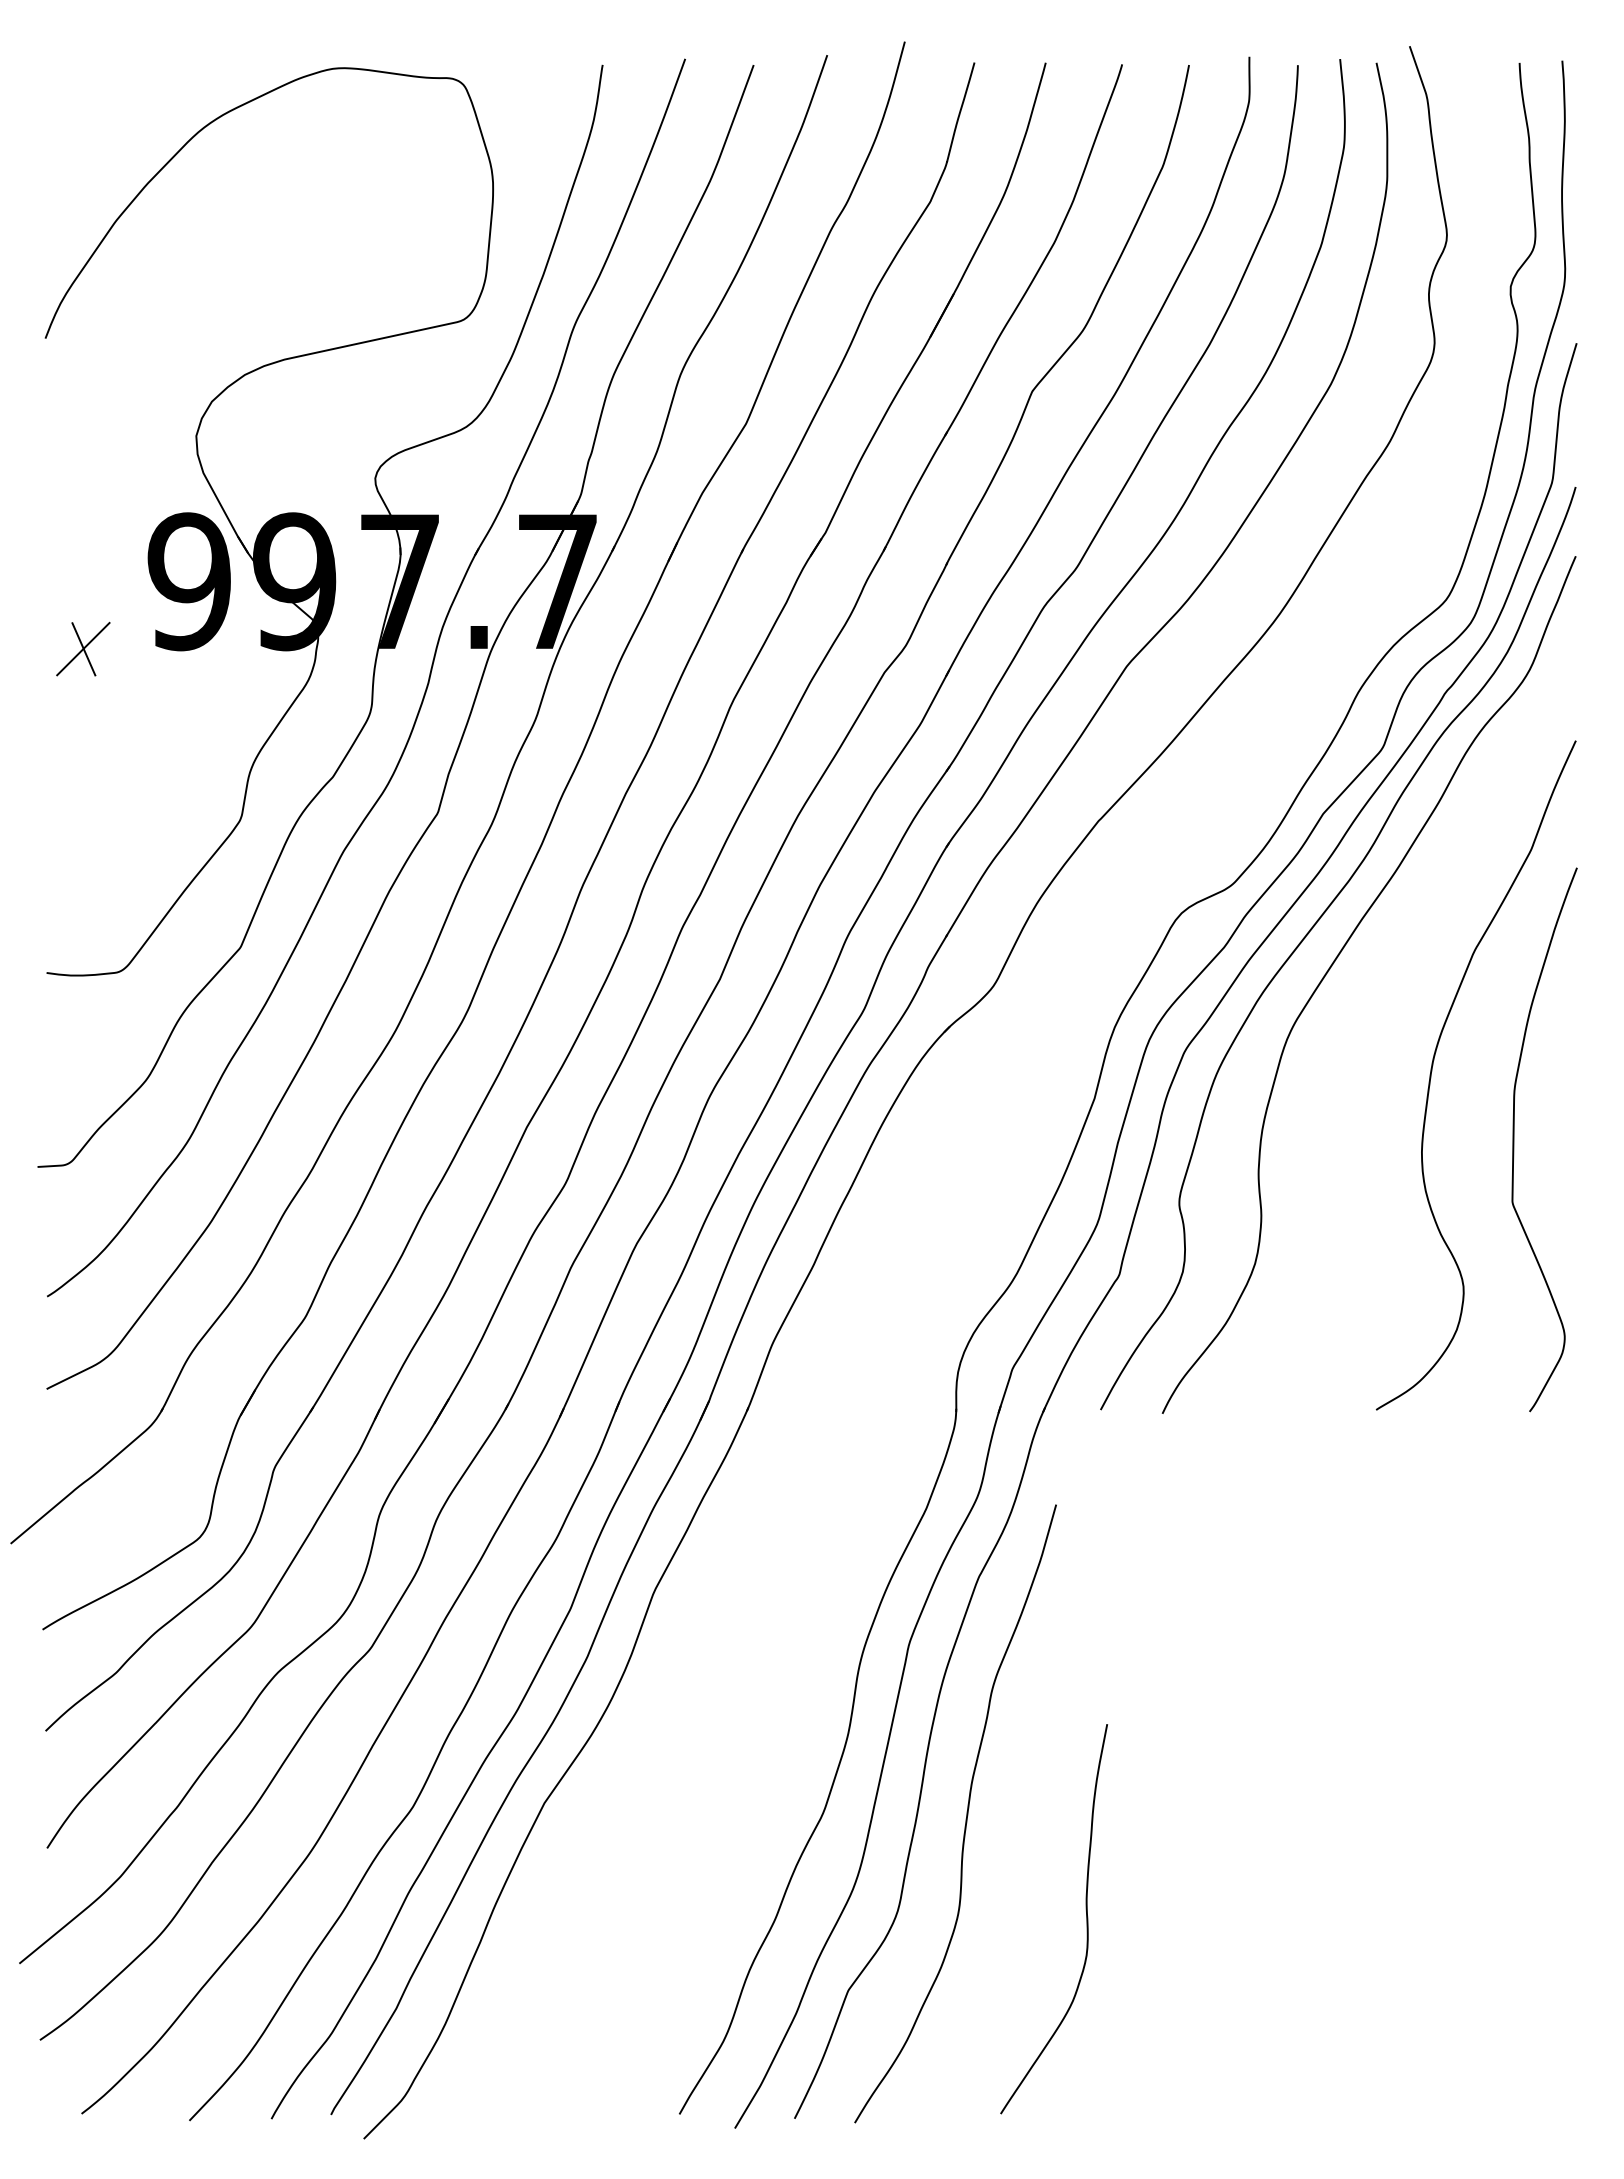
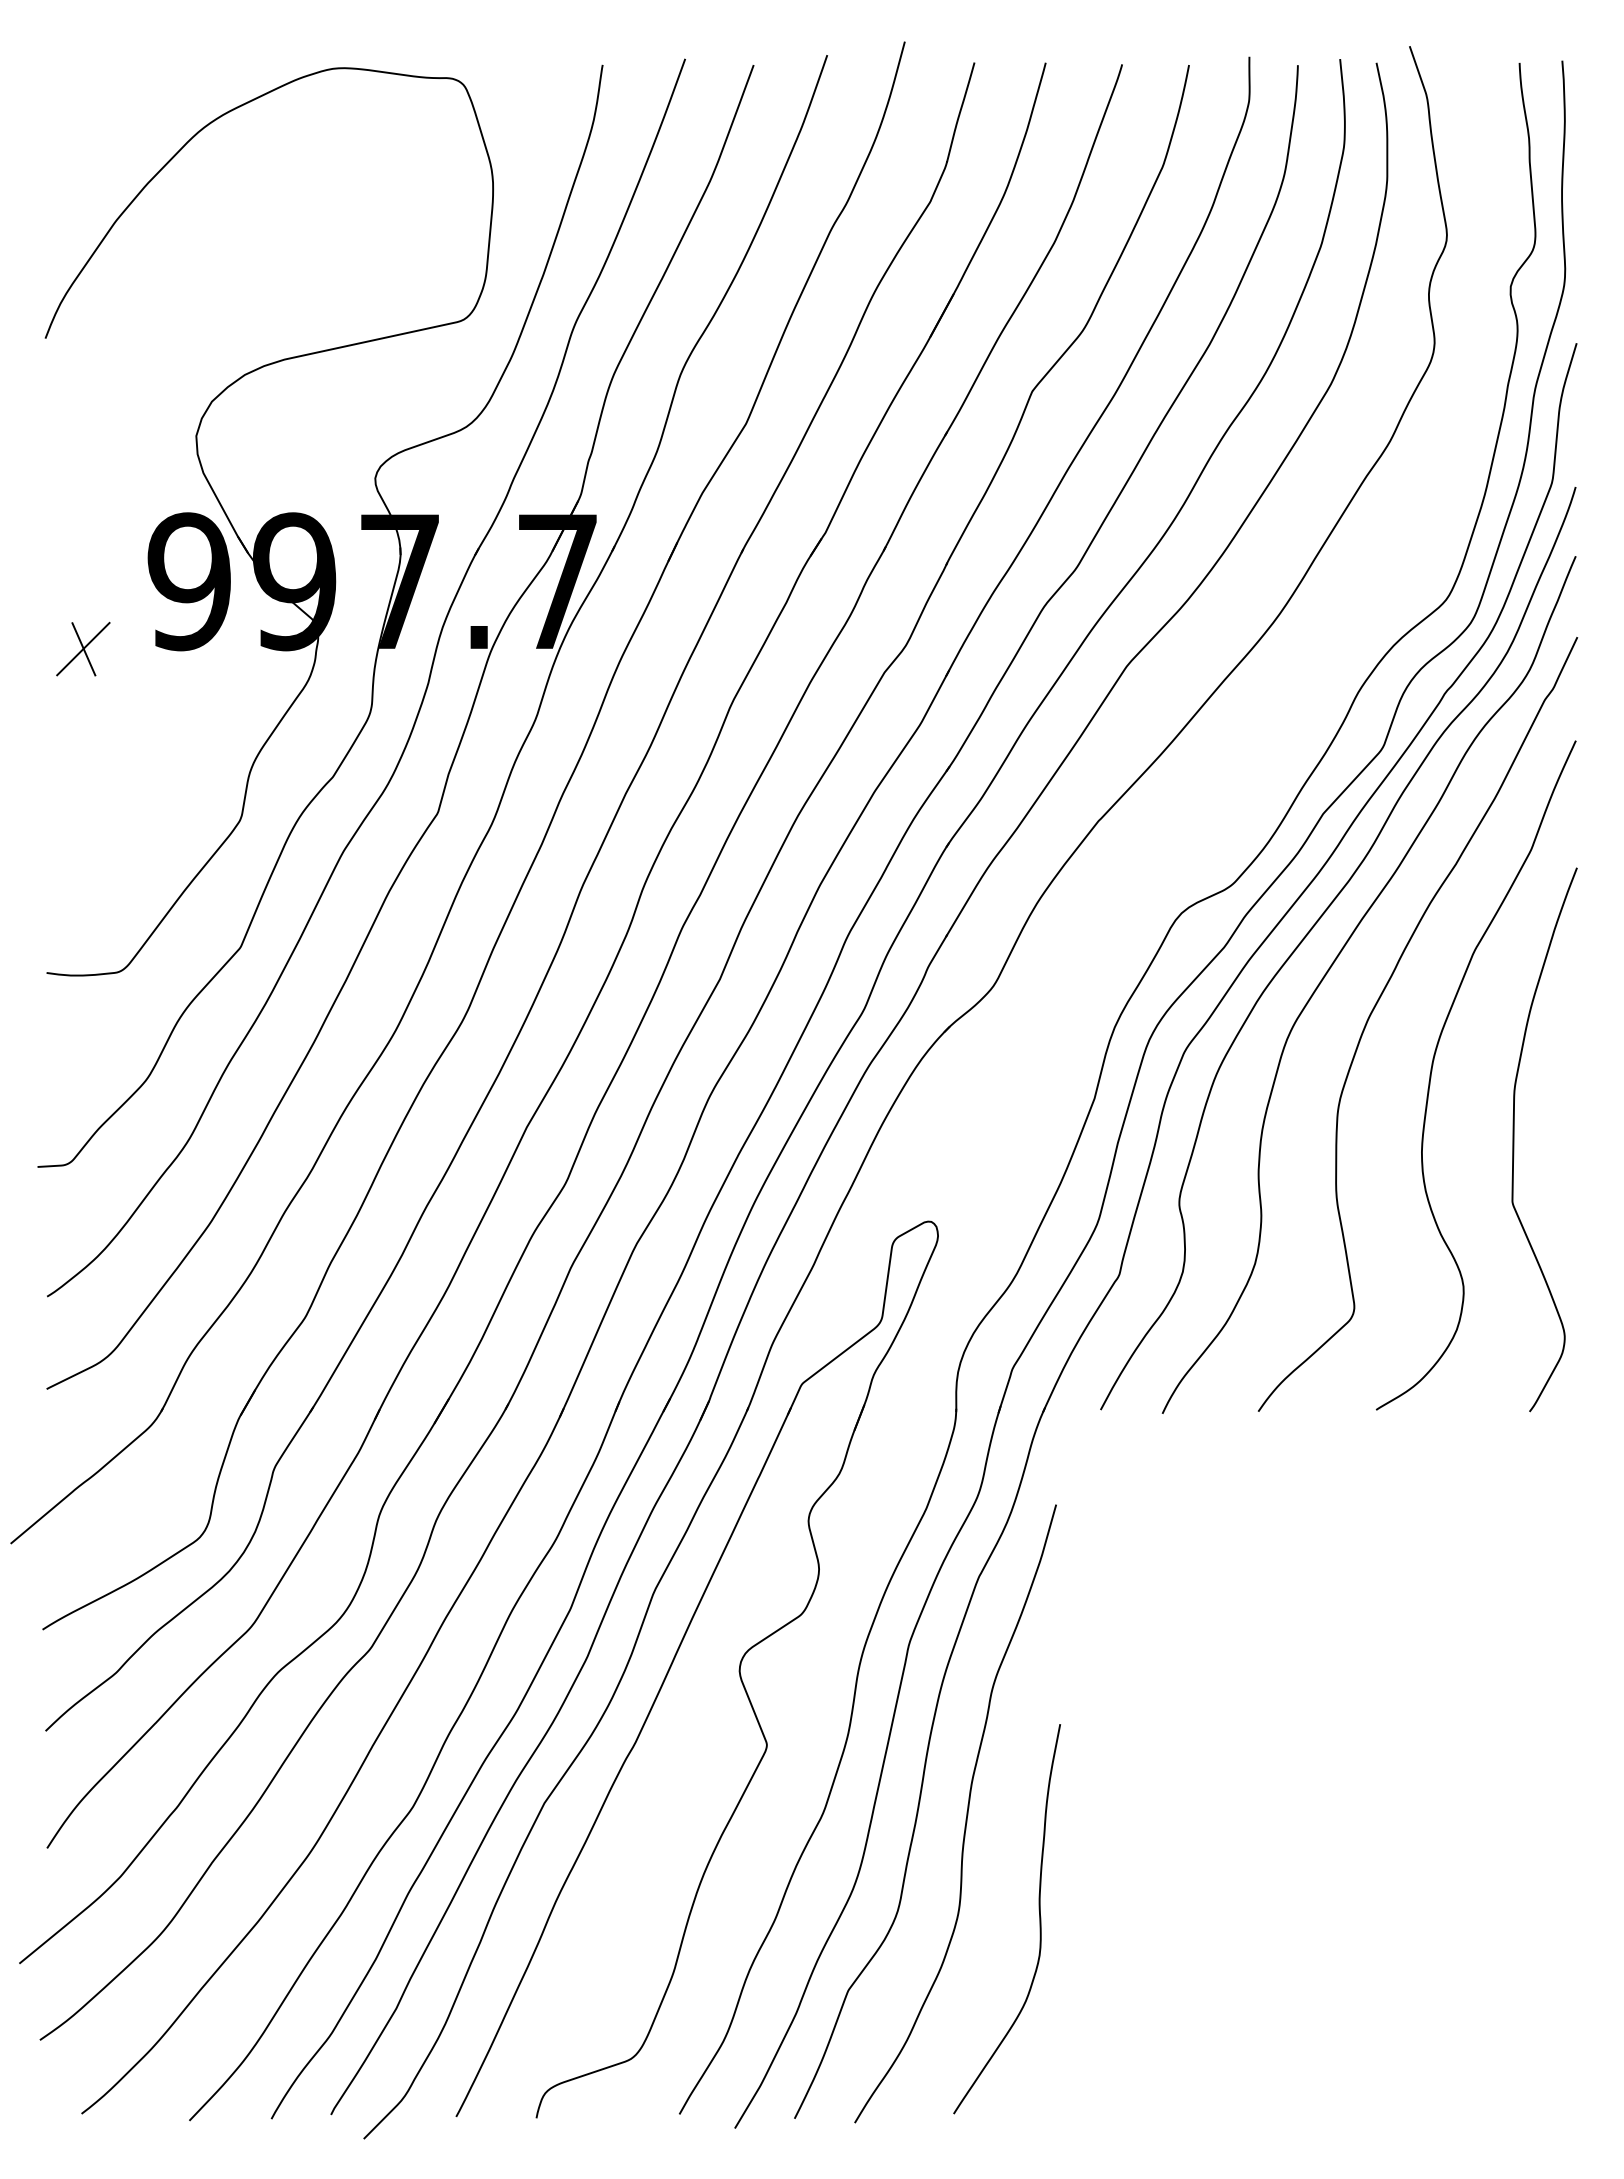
curve: none -> present (1377, 1004)
part: none -> present (675, 1658)
curve position: (1086, 1919) -> (1039, 1919) (1039, 1919)
